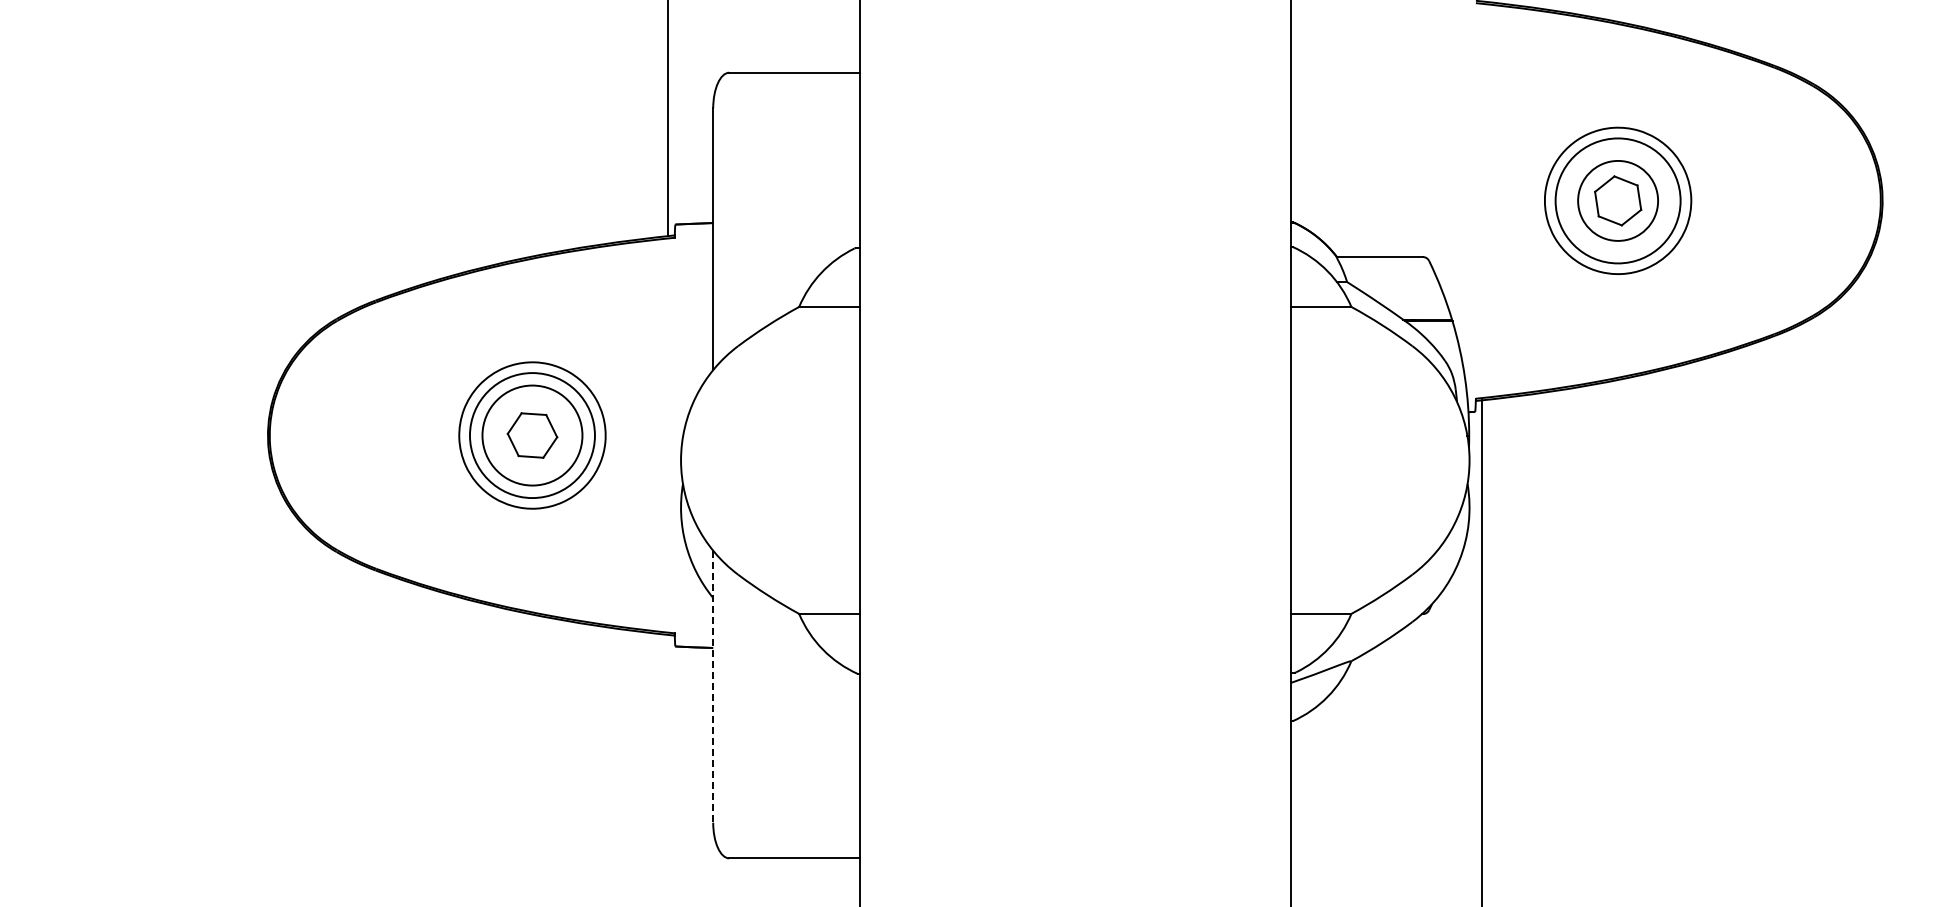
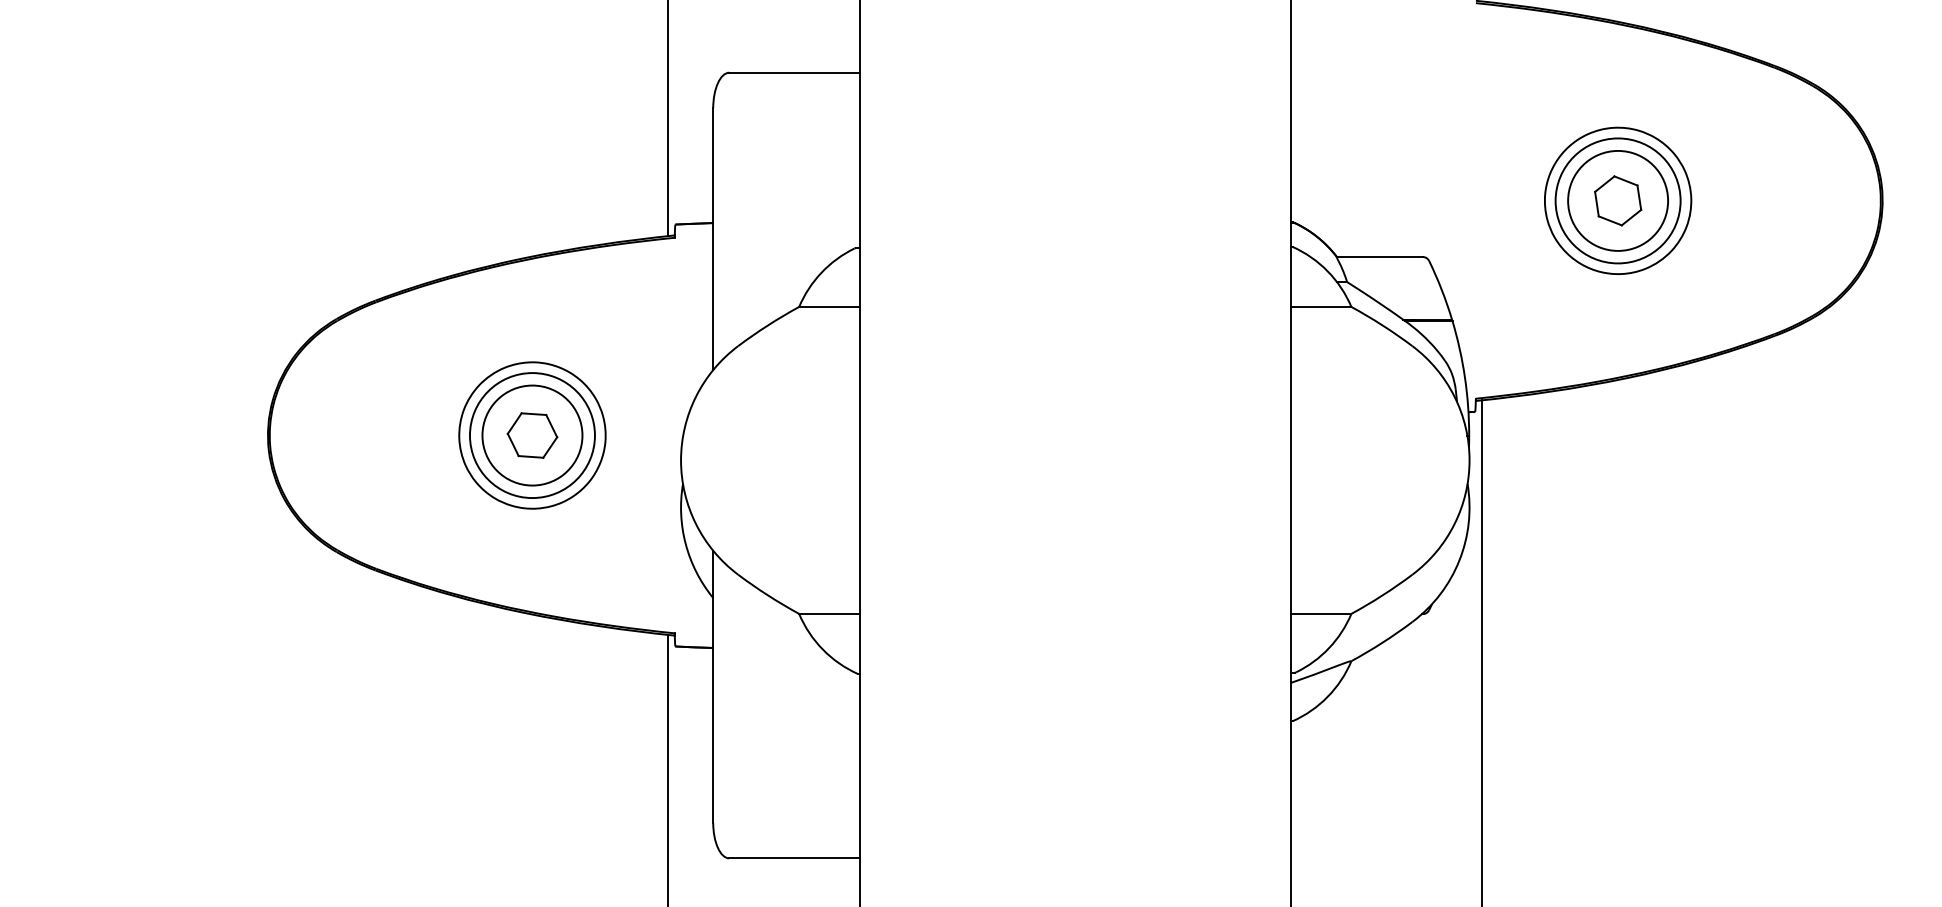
circle diameter: 80 px -> 100 px (1618, 200)
line: dashed -> solid (713, 686)
line: none -> present (668, 768)
